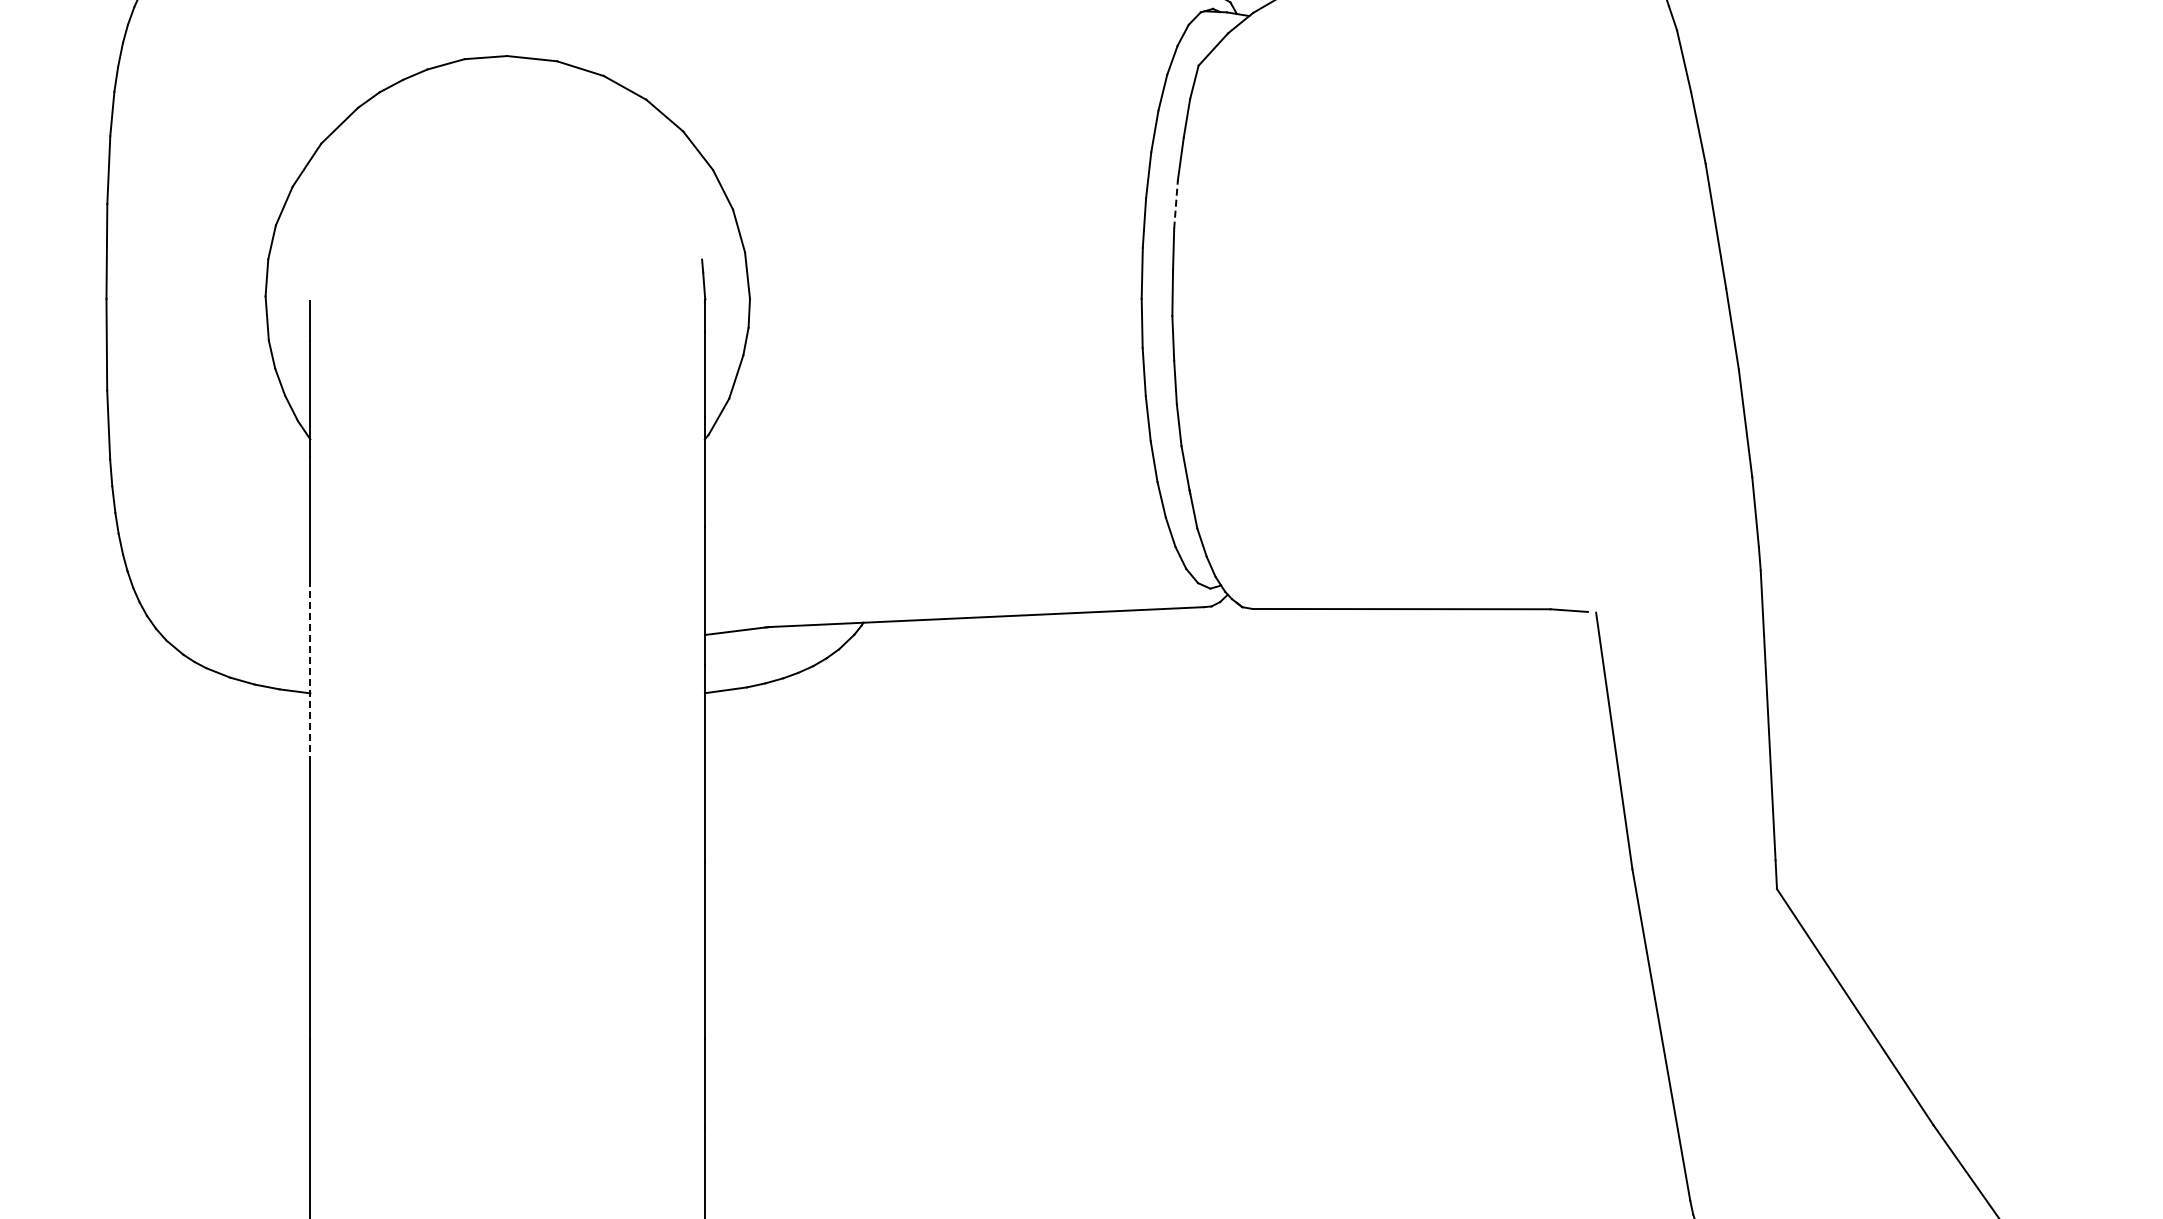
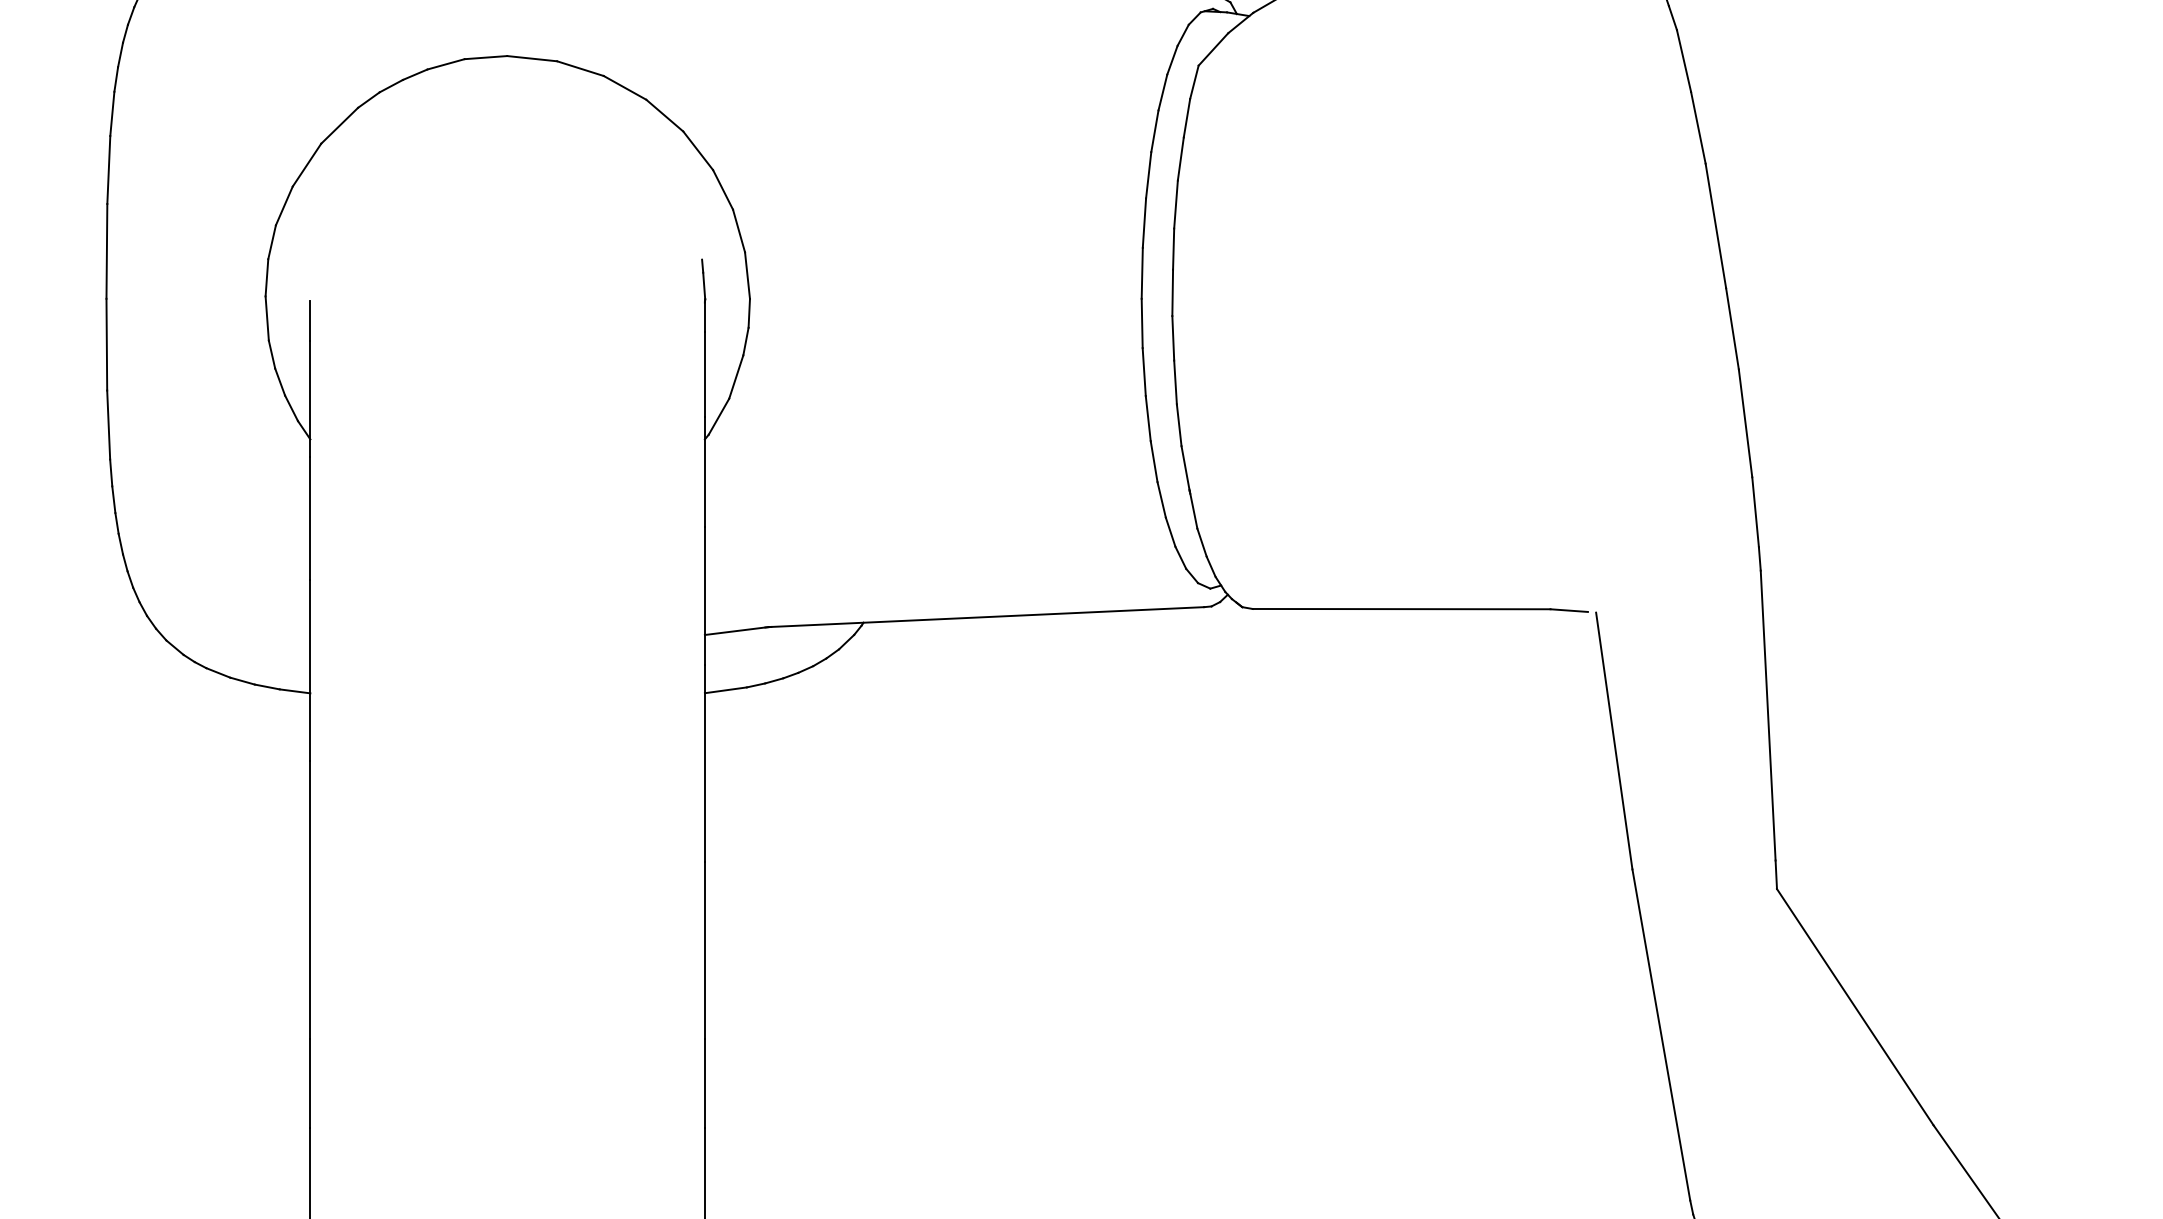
line: dashed -> solid (1176, 204)
line: dashed -> solid (310, 670)
